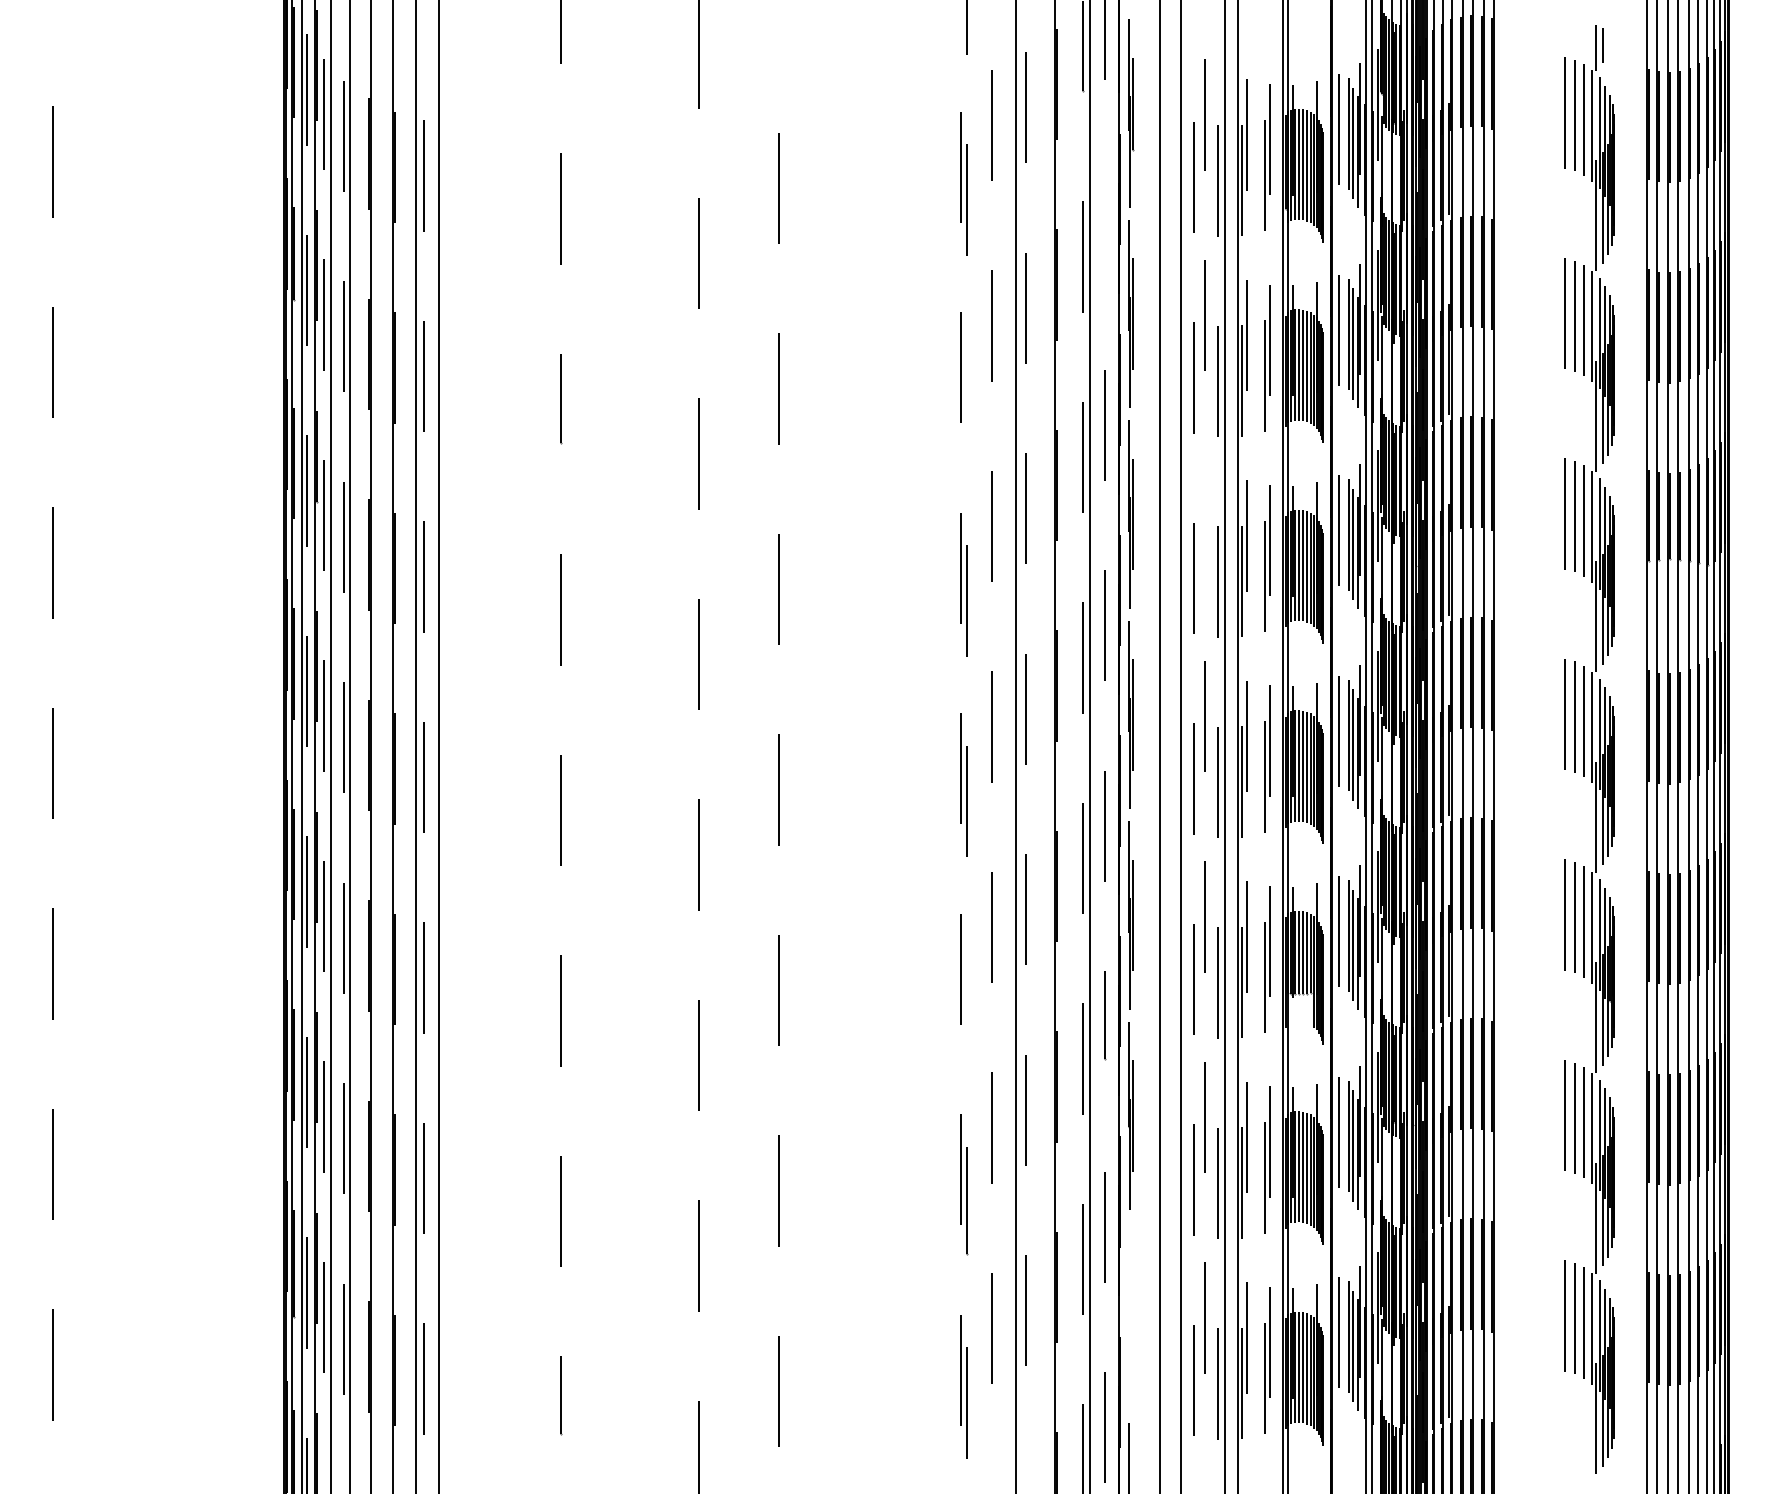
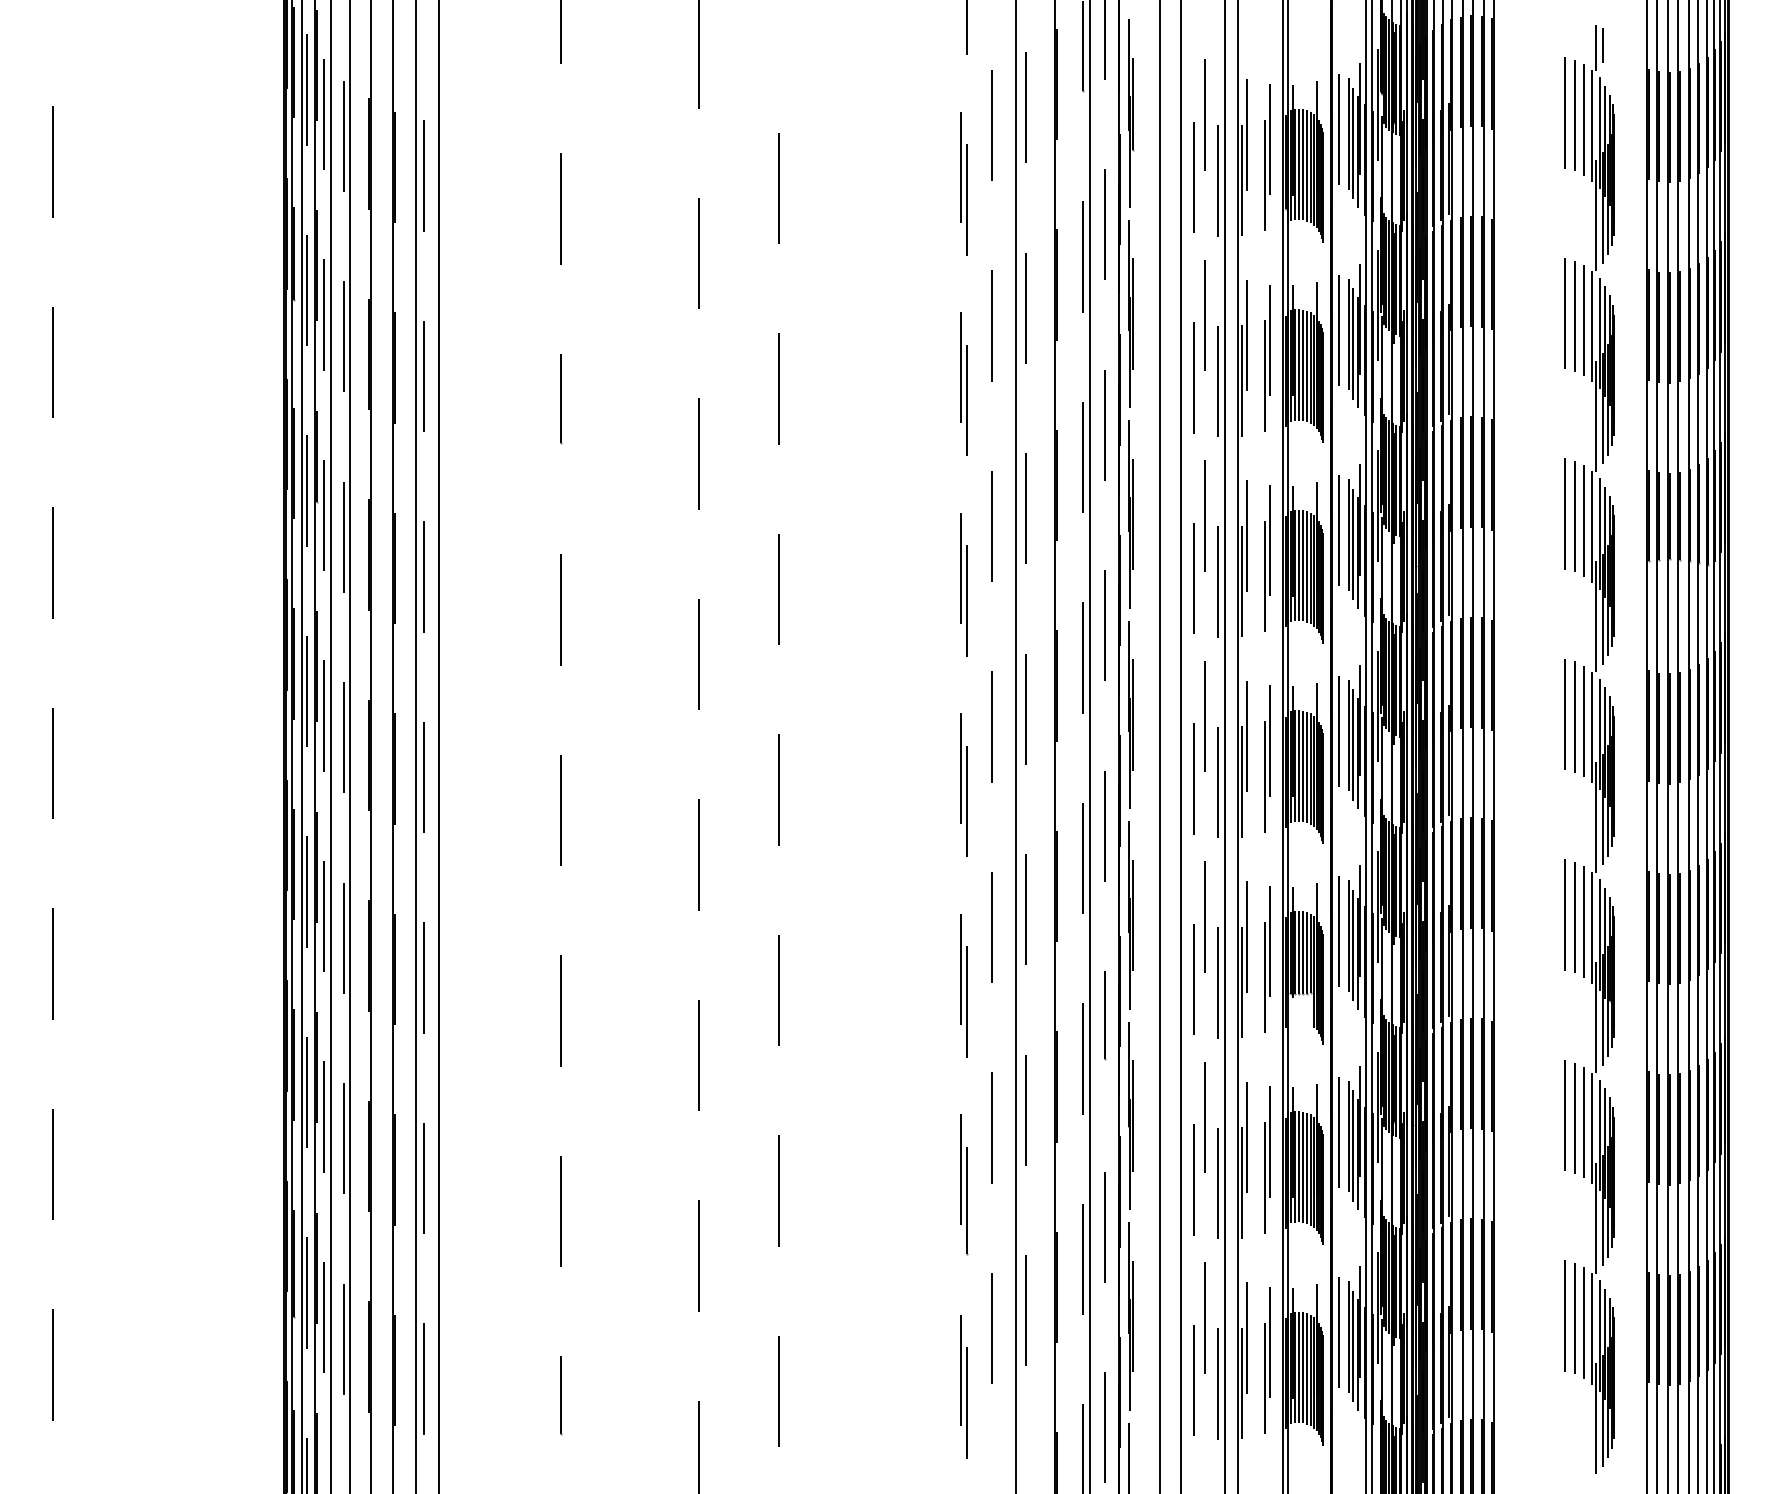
line: none -> present (1104, 224)
line: none -> present (966, 400)
line: none -> present (1204, 515)
line: none -> present (966, 1001)
part: none -> present (1130, 1316)
